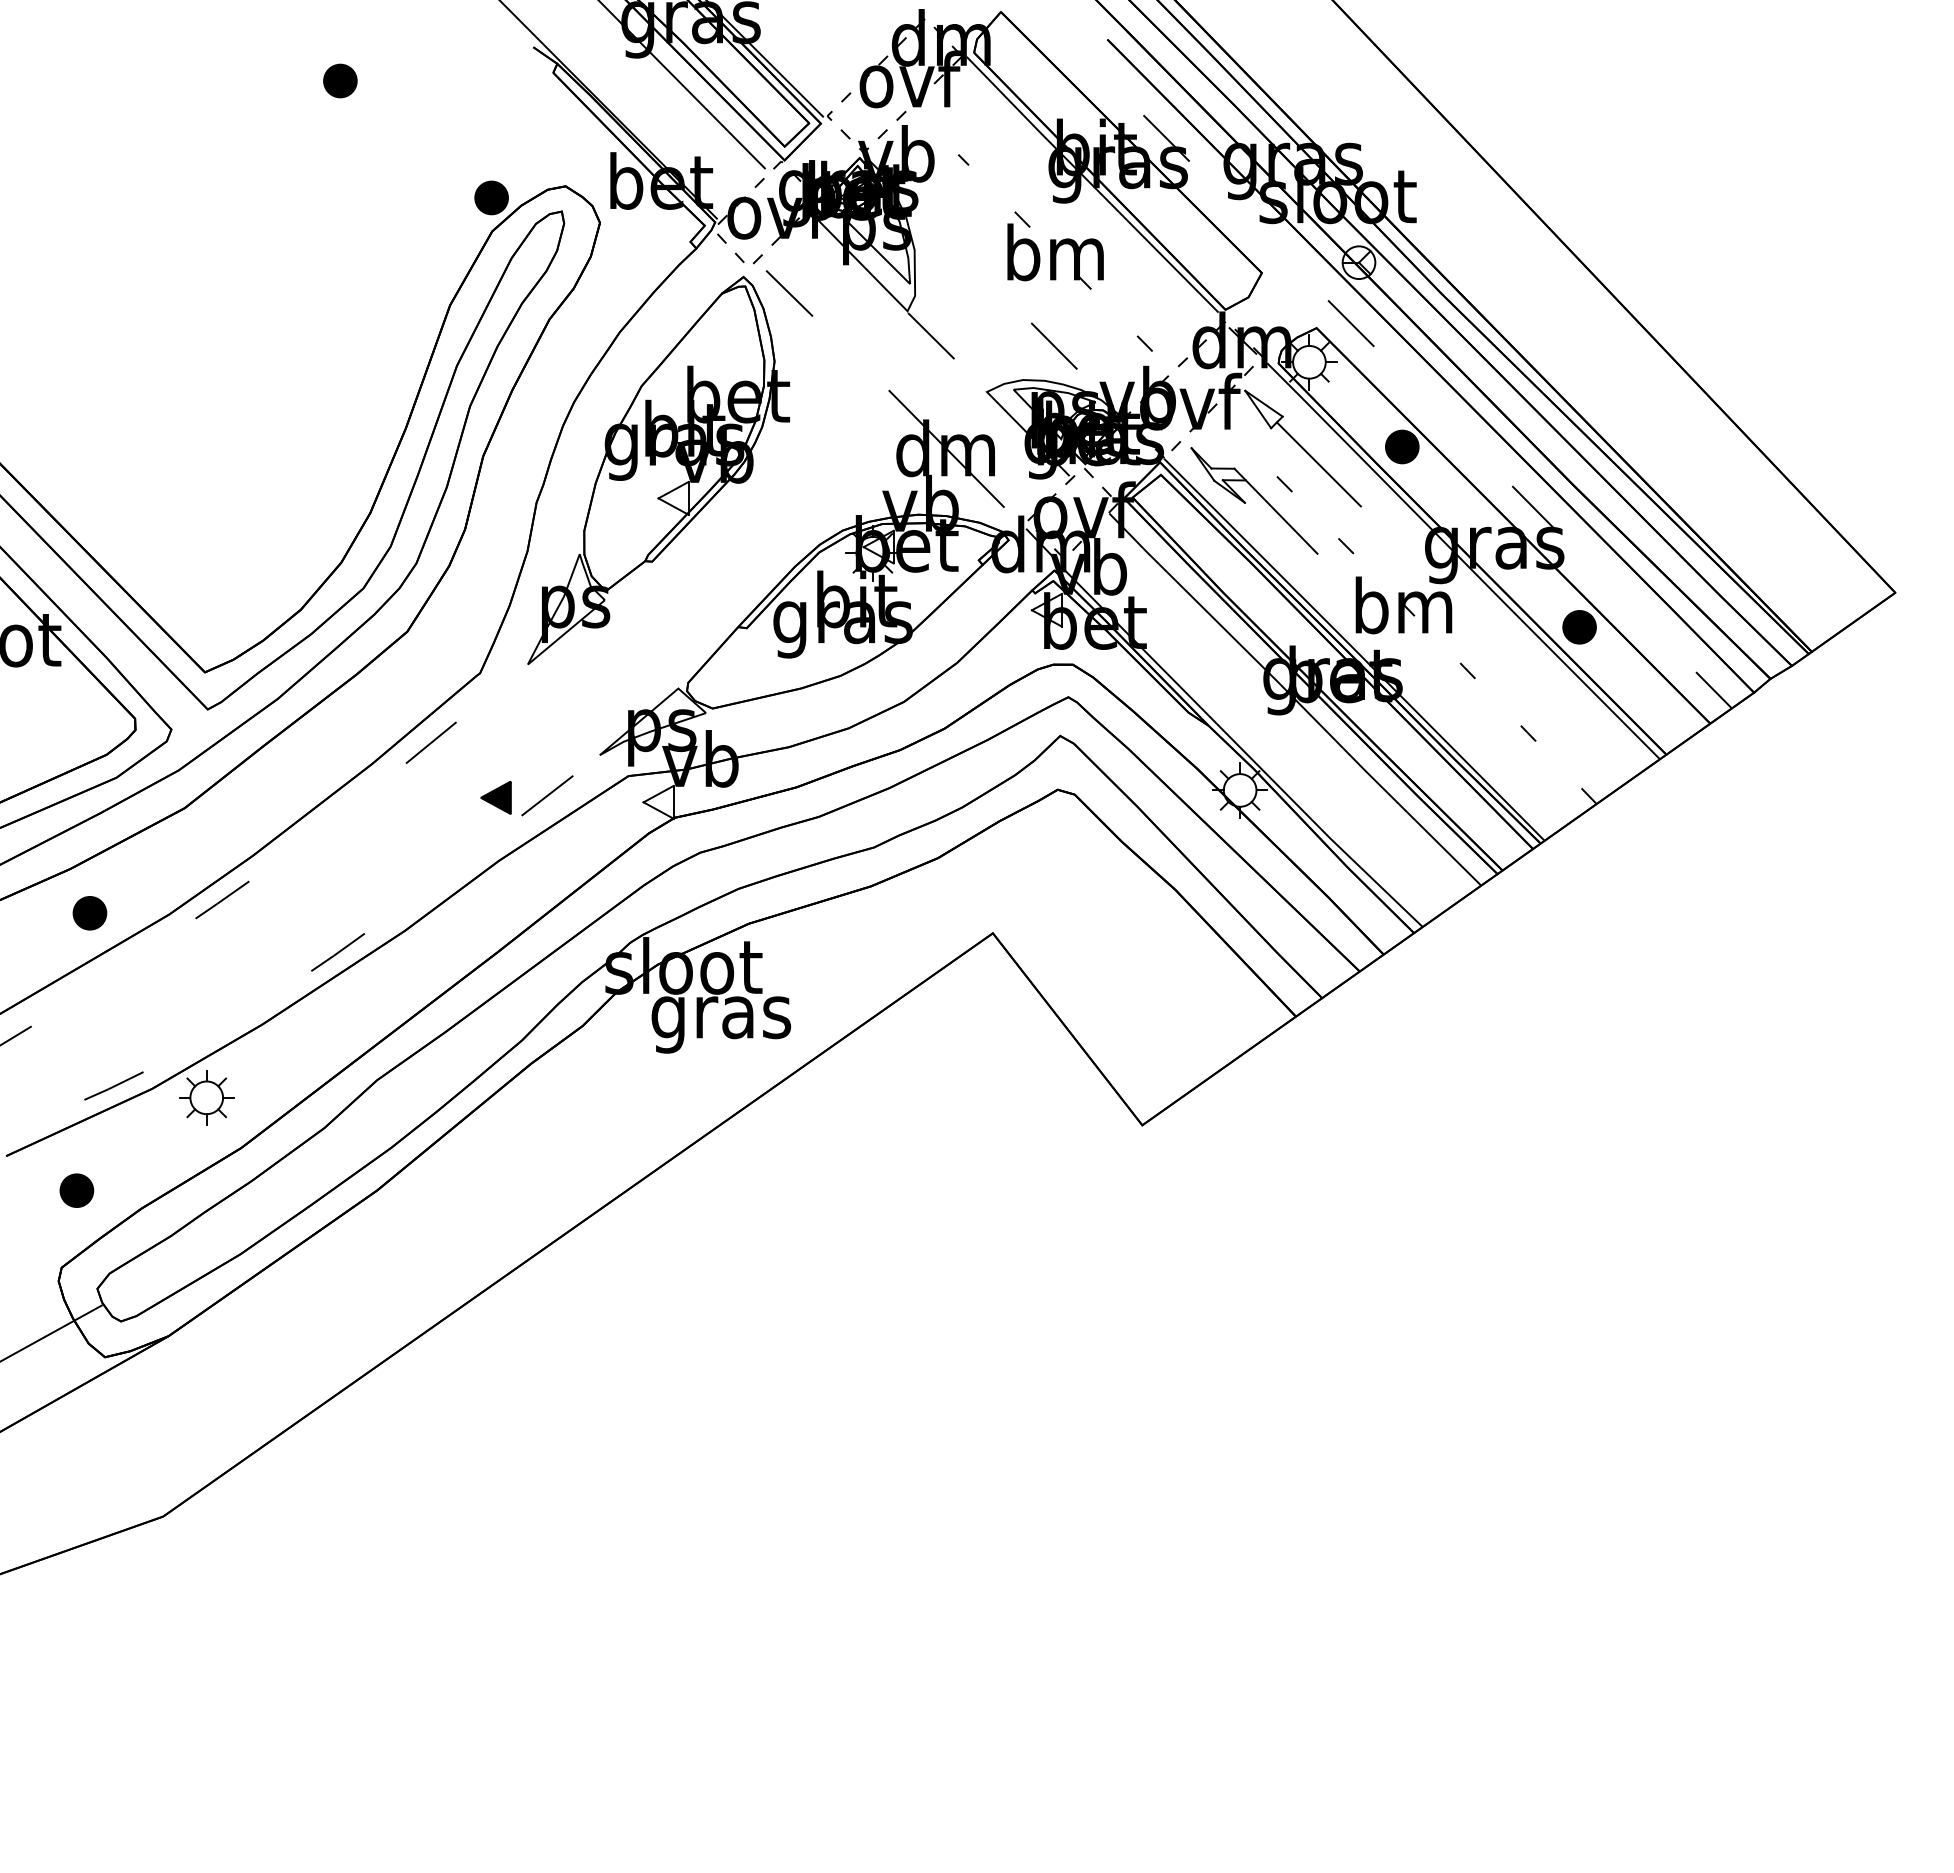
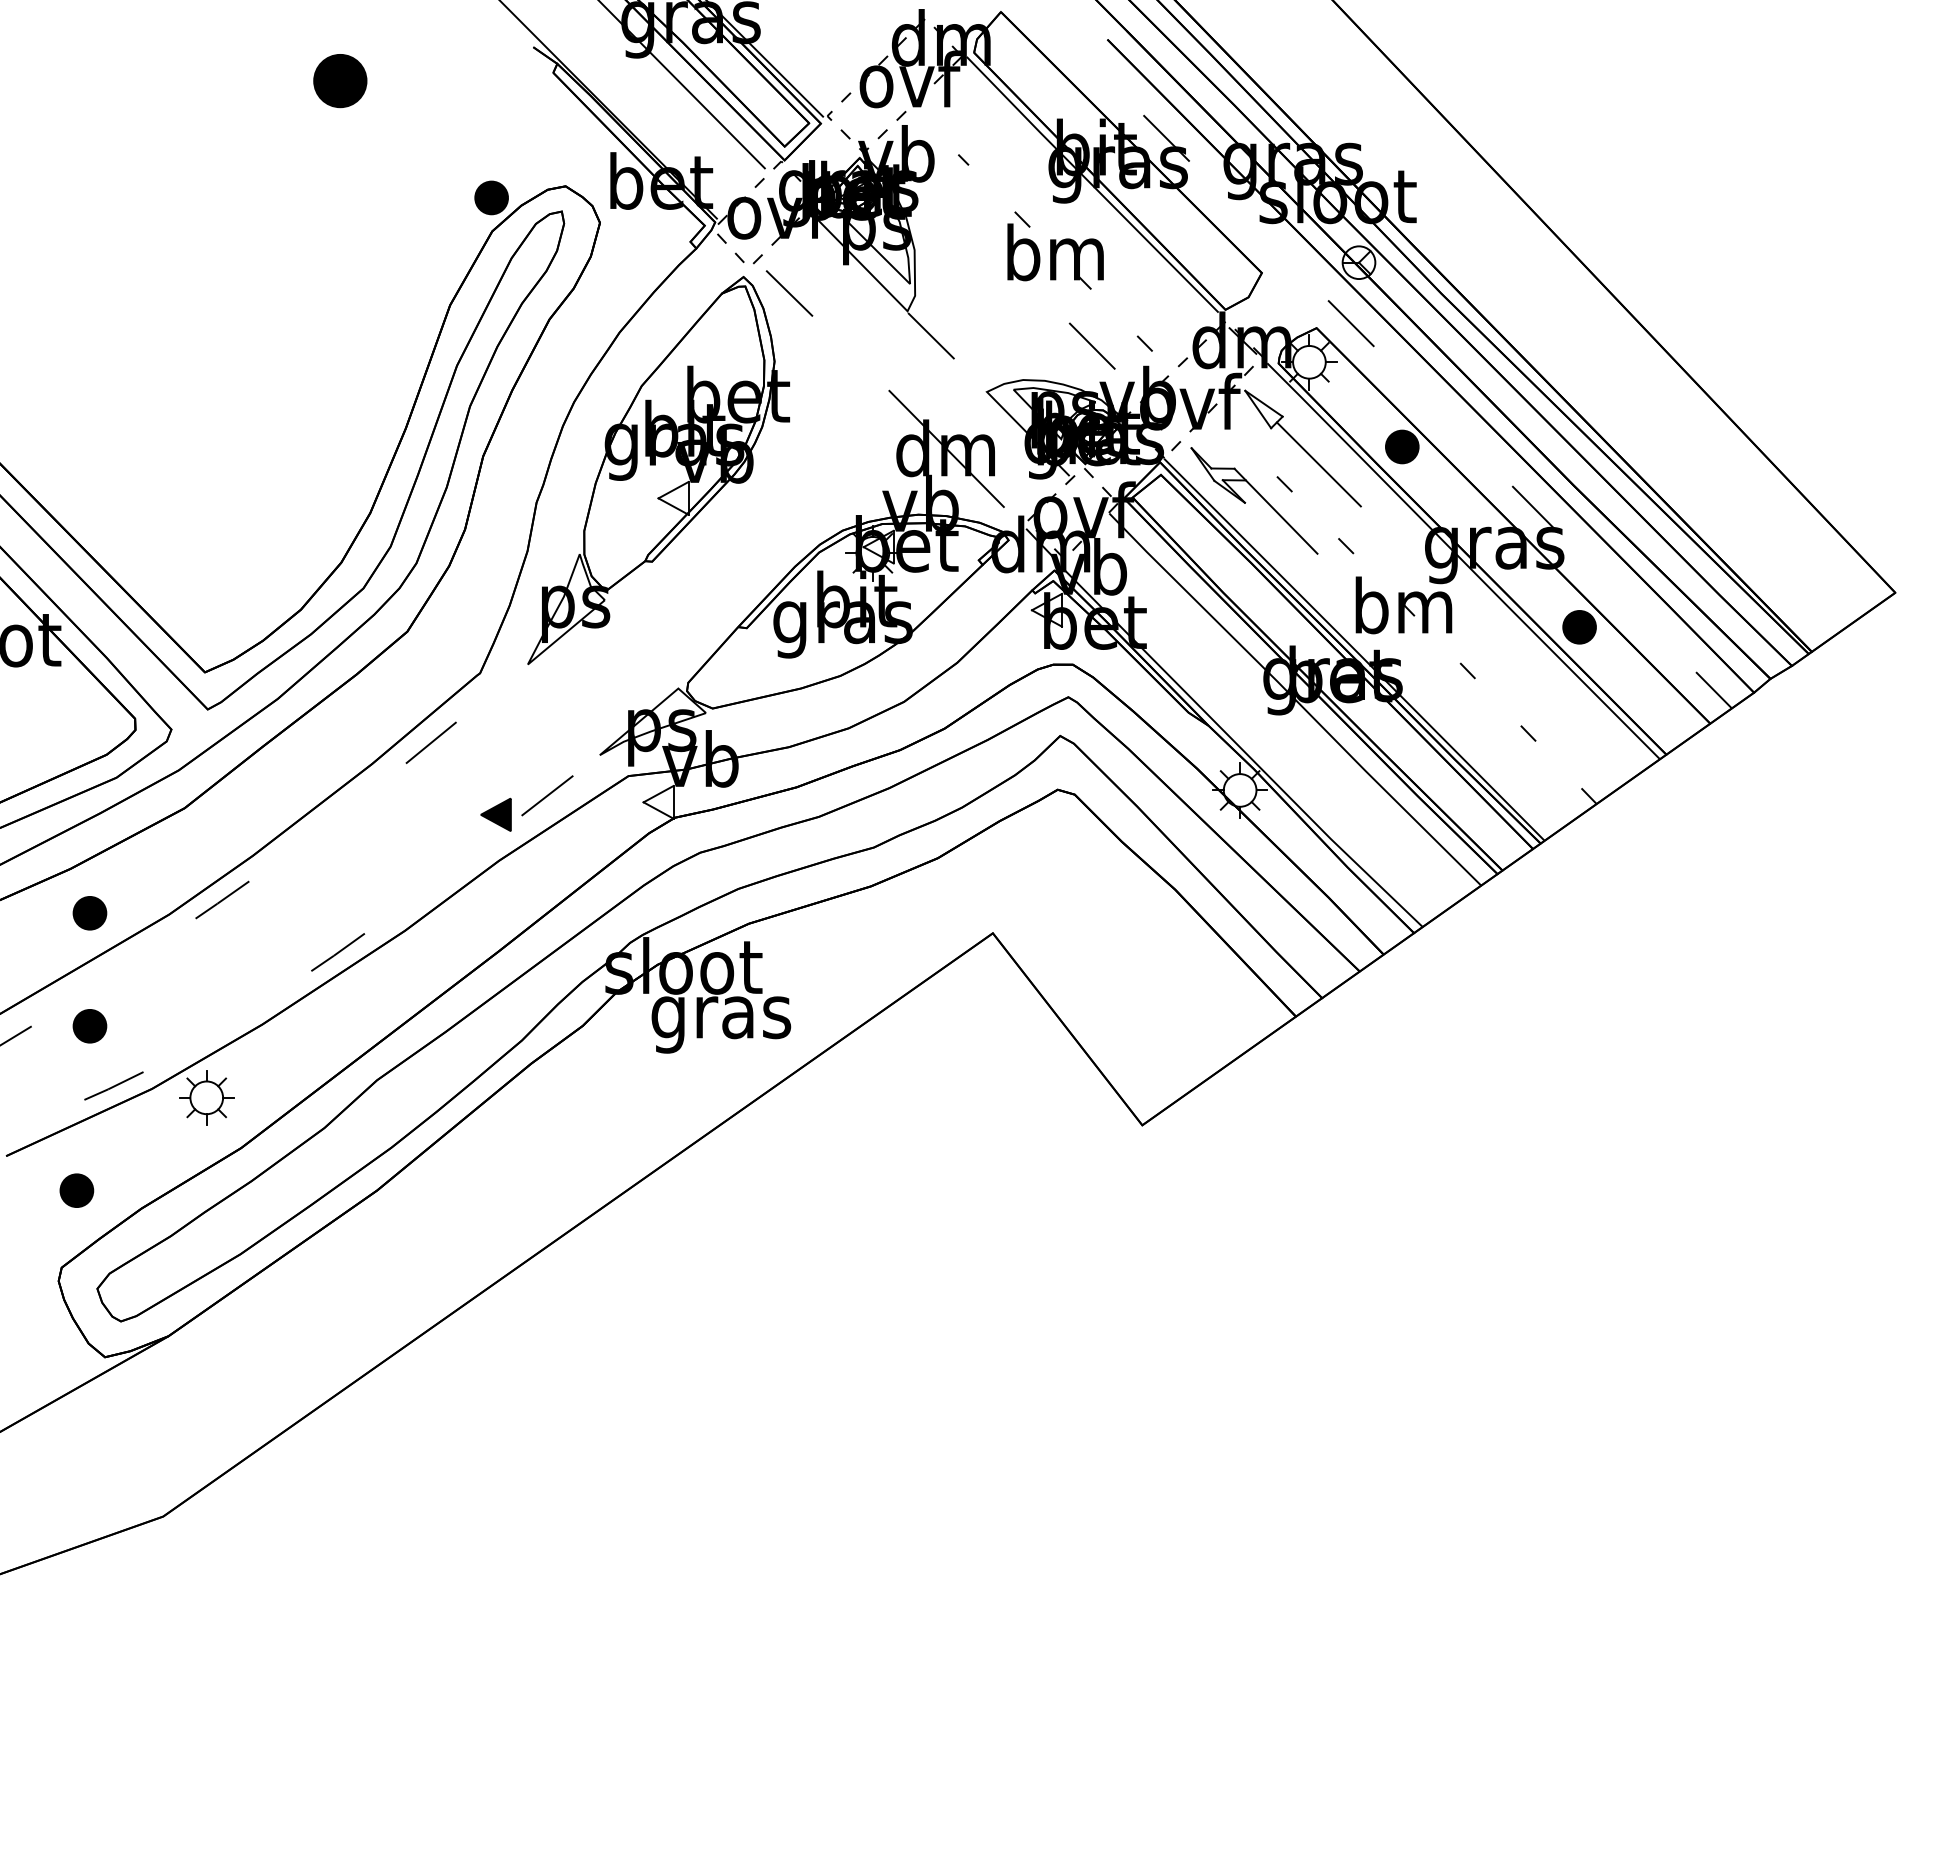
part size: 35x36 px -> 55x55 px (340, 81)
line position: (1053, 345) -> (1091, 345) (1091, 345)
part position: (495, 797) -> (495, 814) (495, 814)
part: none -> present (89, 1026)
line: present -> none (51, 1332)
